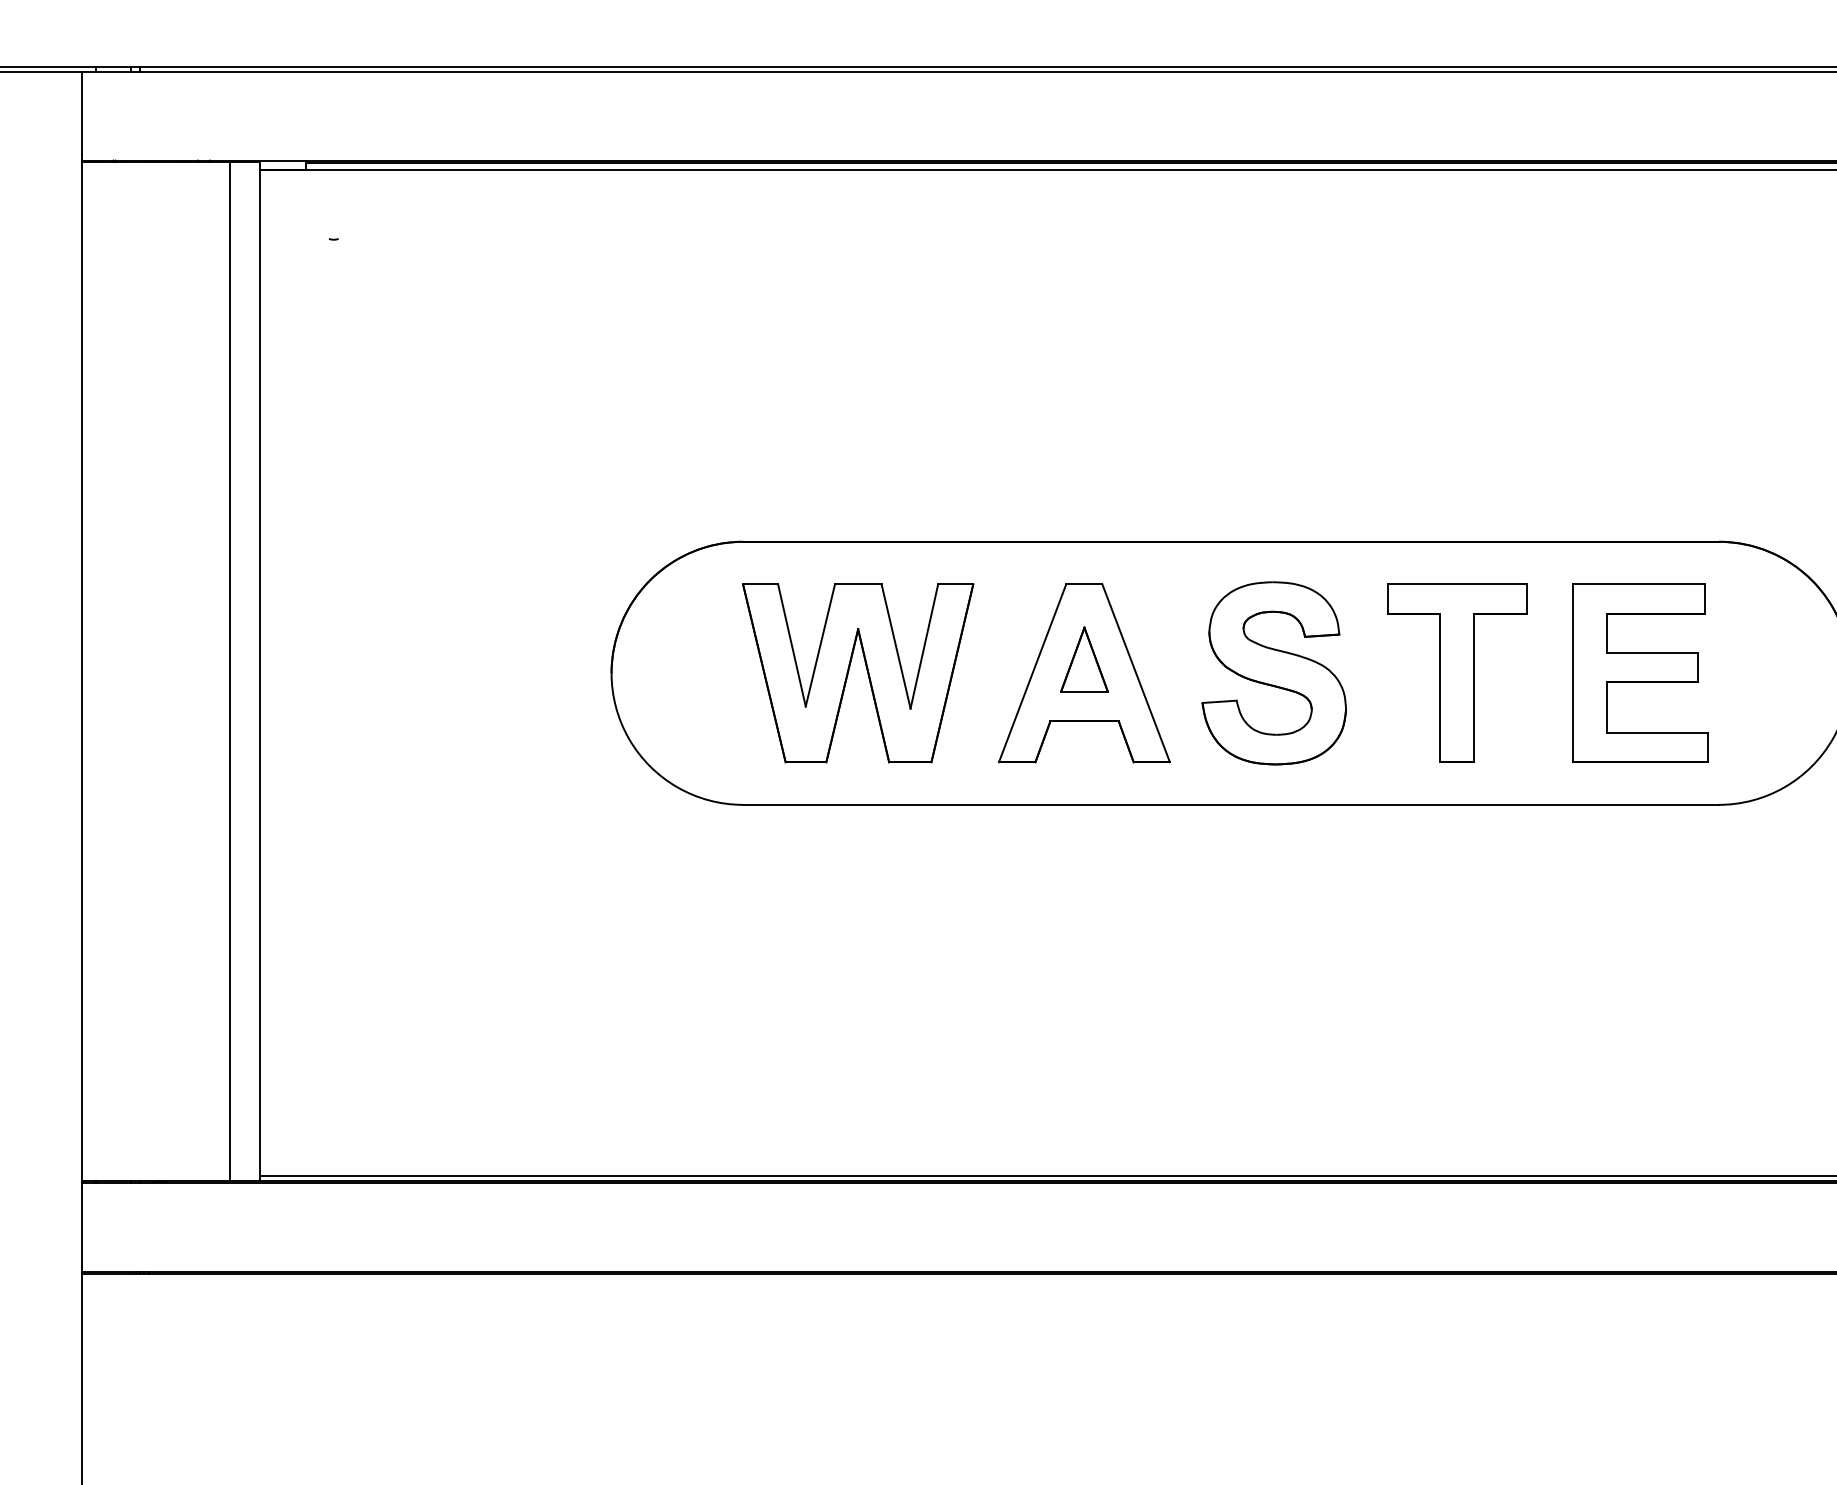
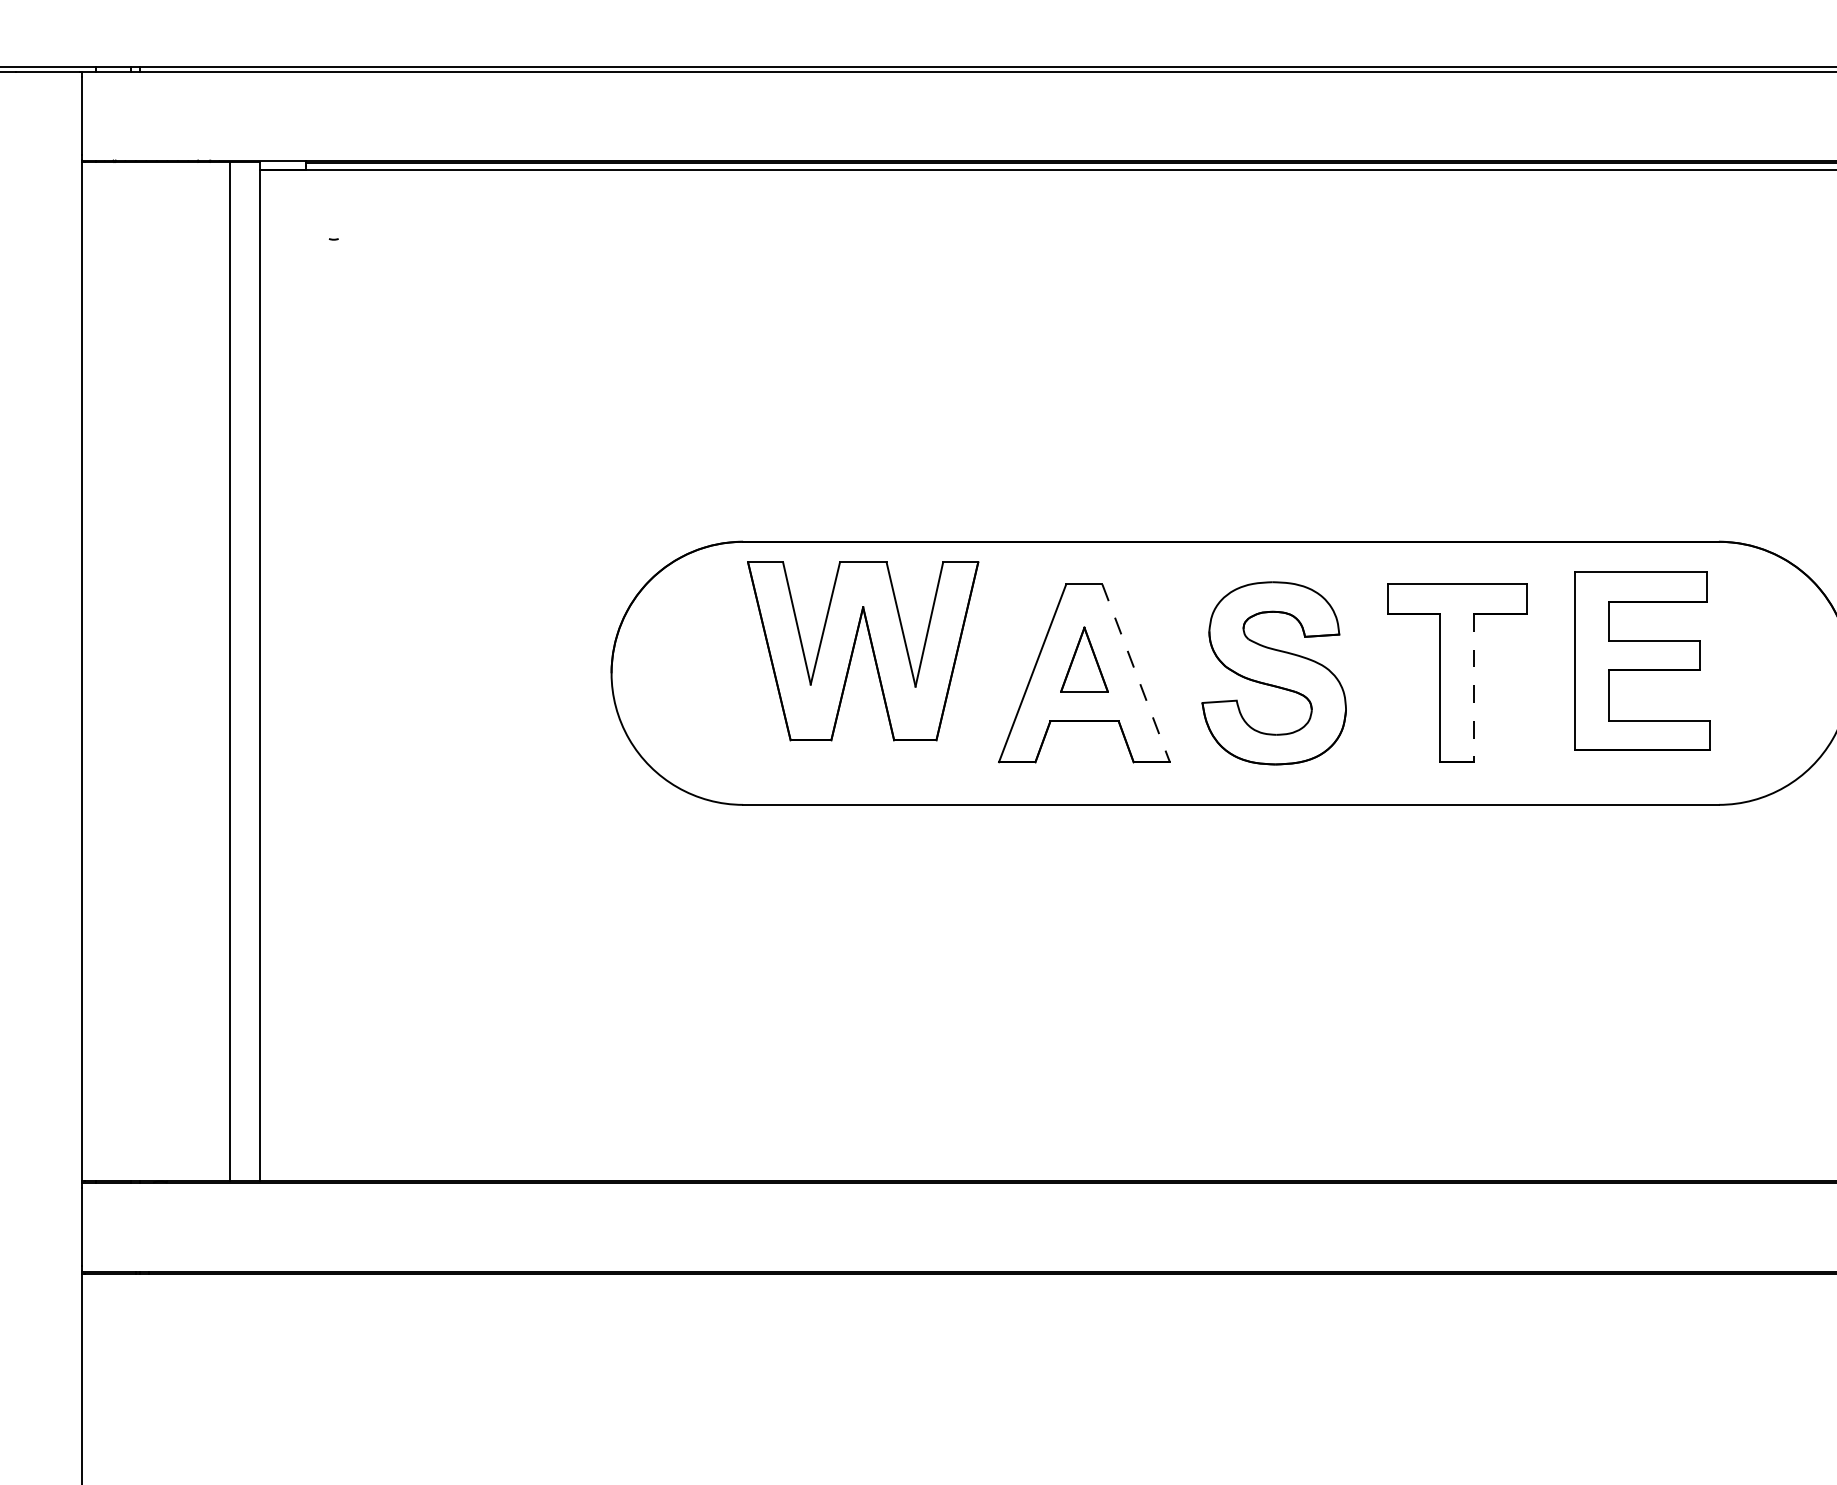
part position: (866, 670) -> (871, 648) (871, 648)
part position: (1640, 672) -> (1642, 660) (1642, 660)
line: solid -> dashed (1136, 673)
line: solid -> dashed (1474, 688)
line: present -> none (1046, 1176)
